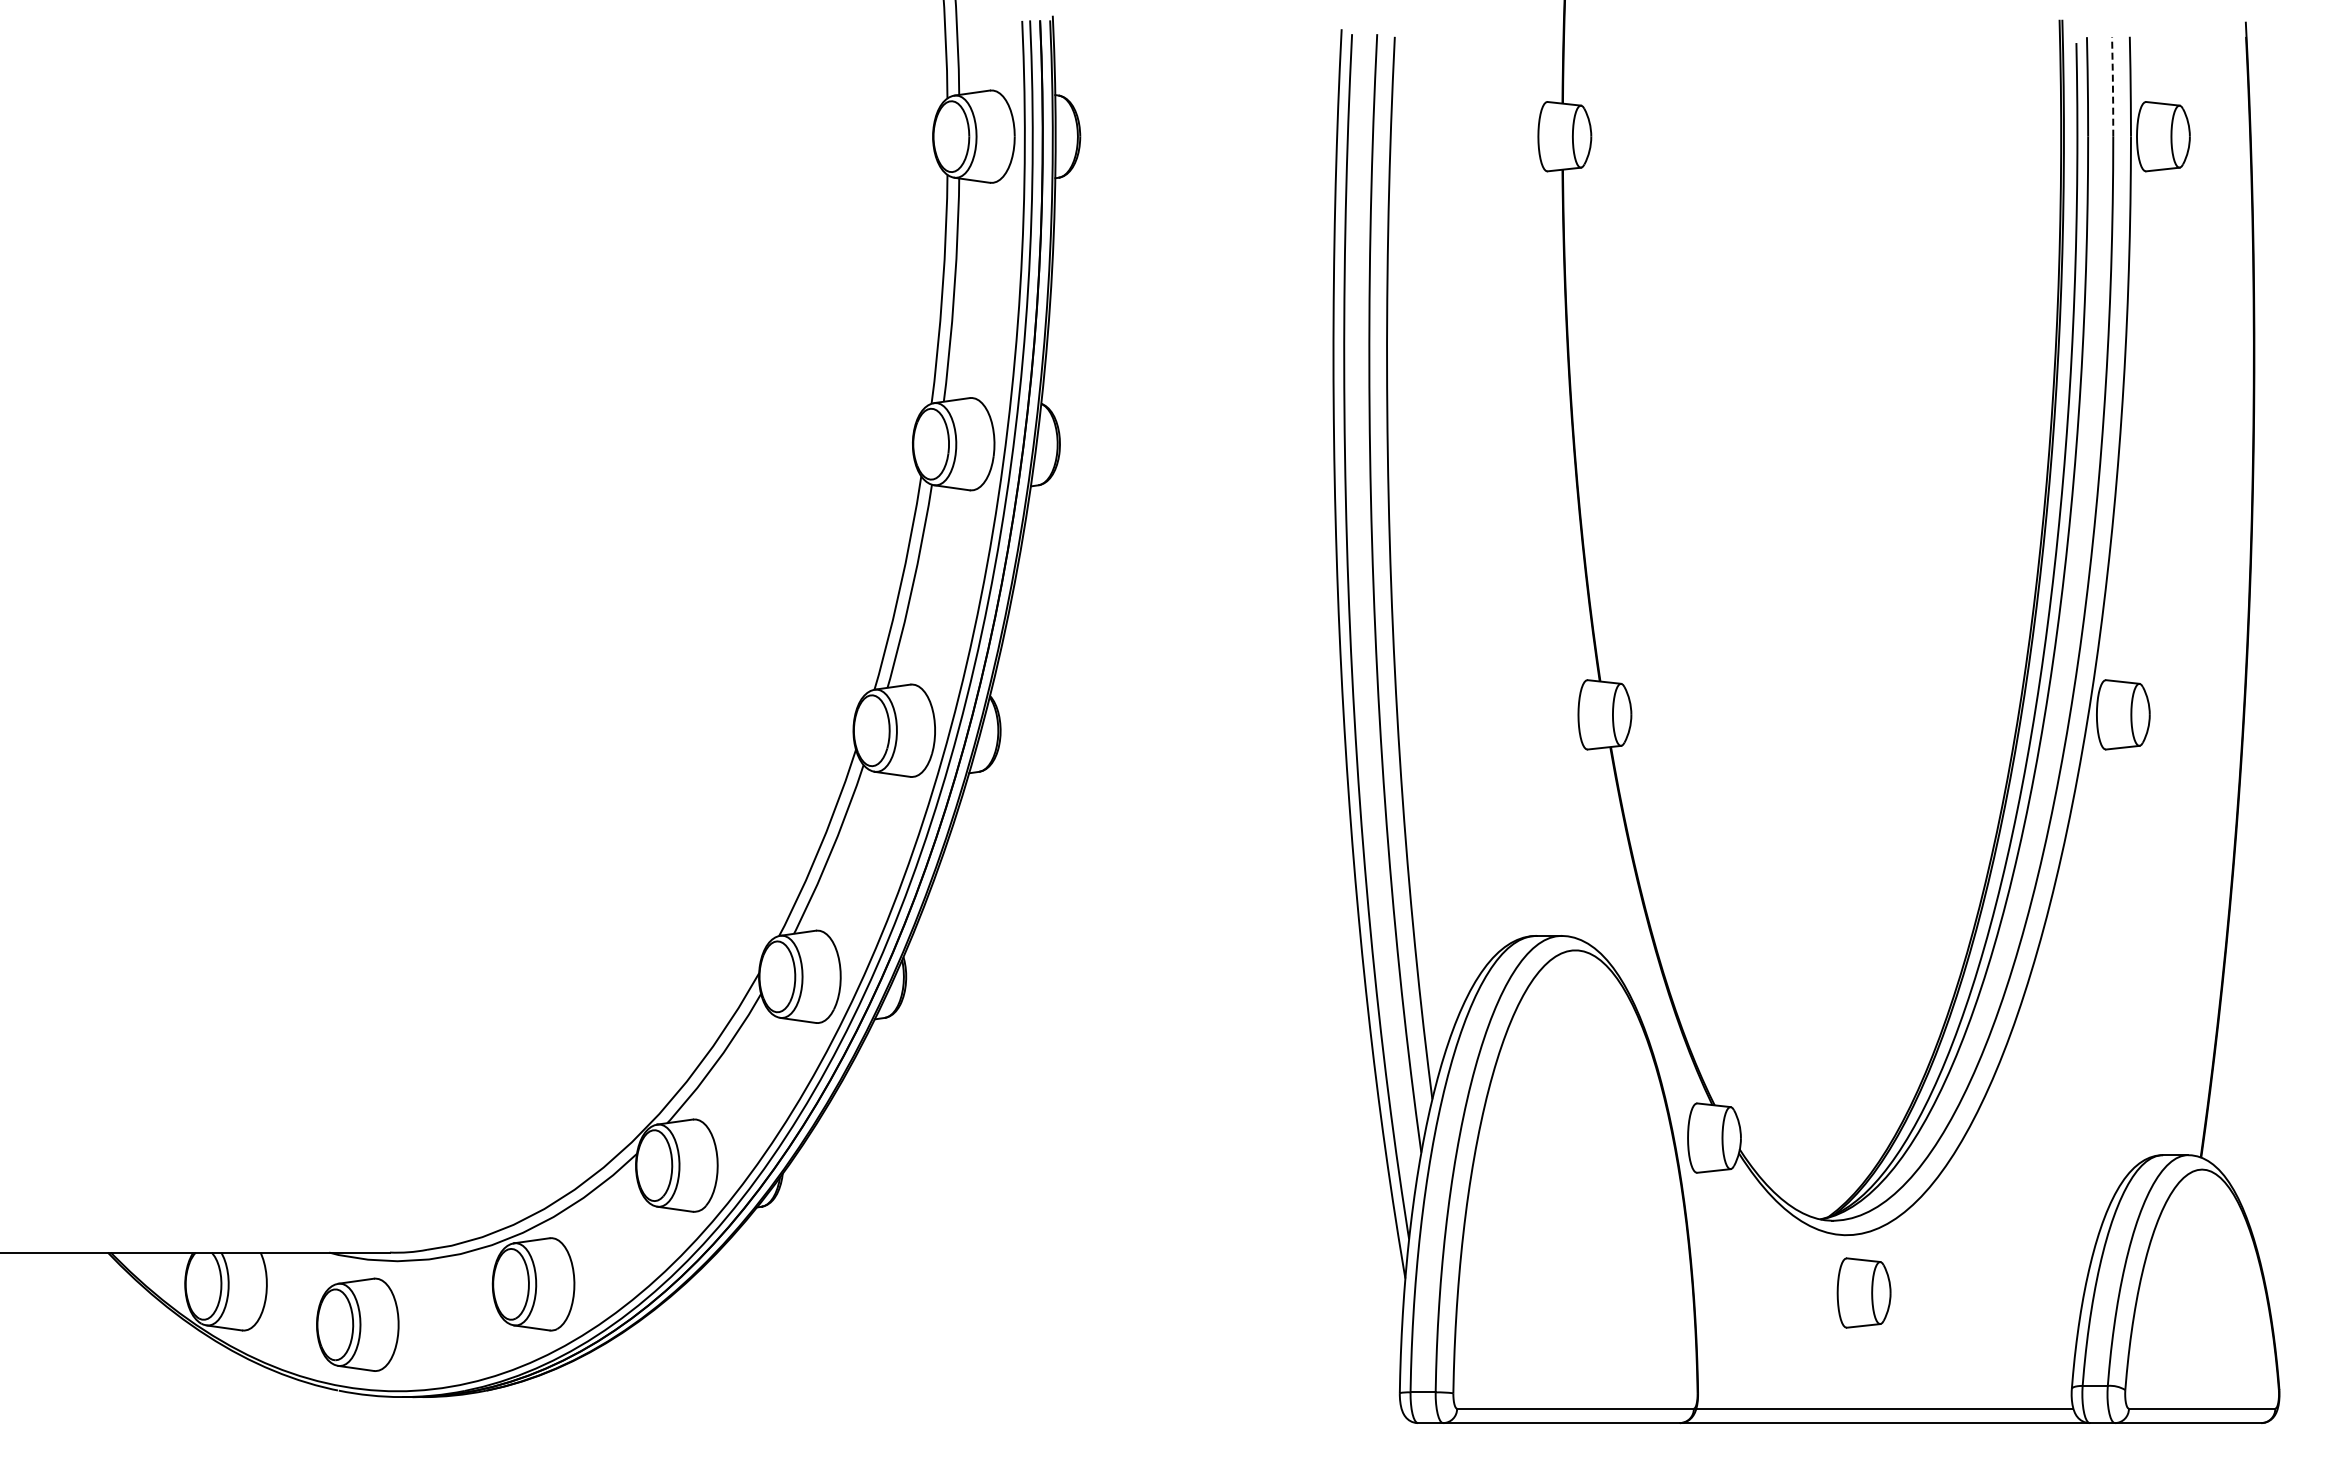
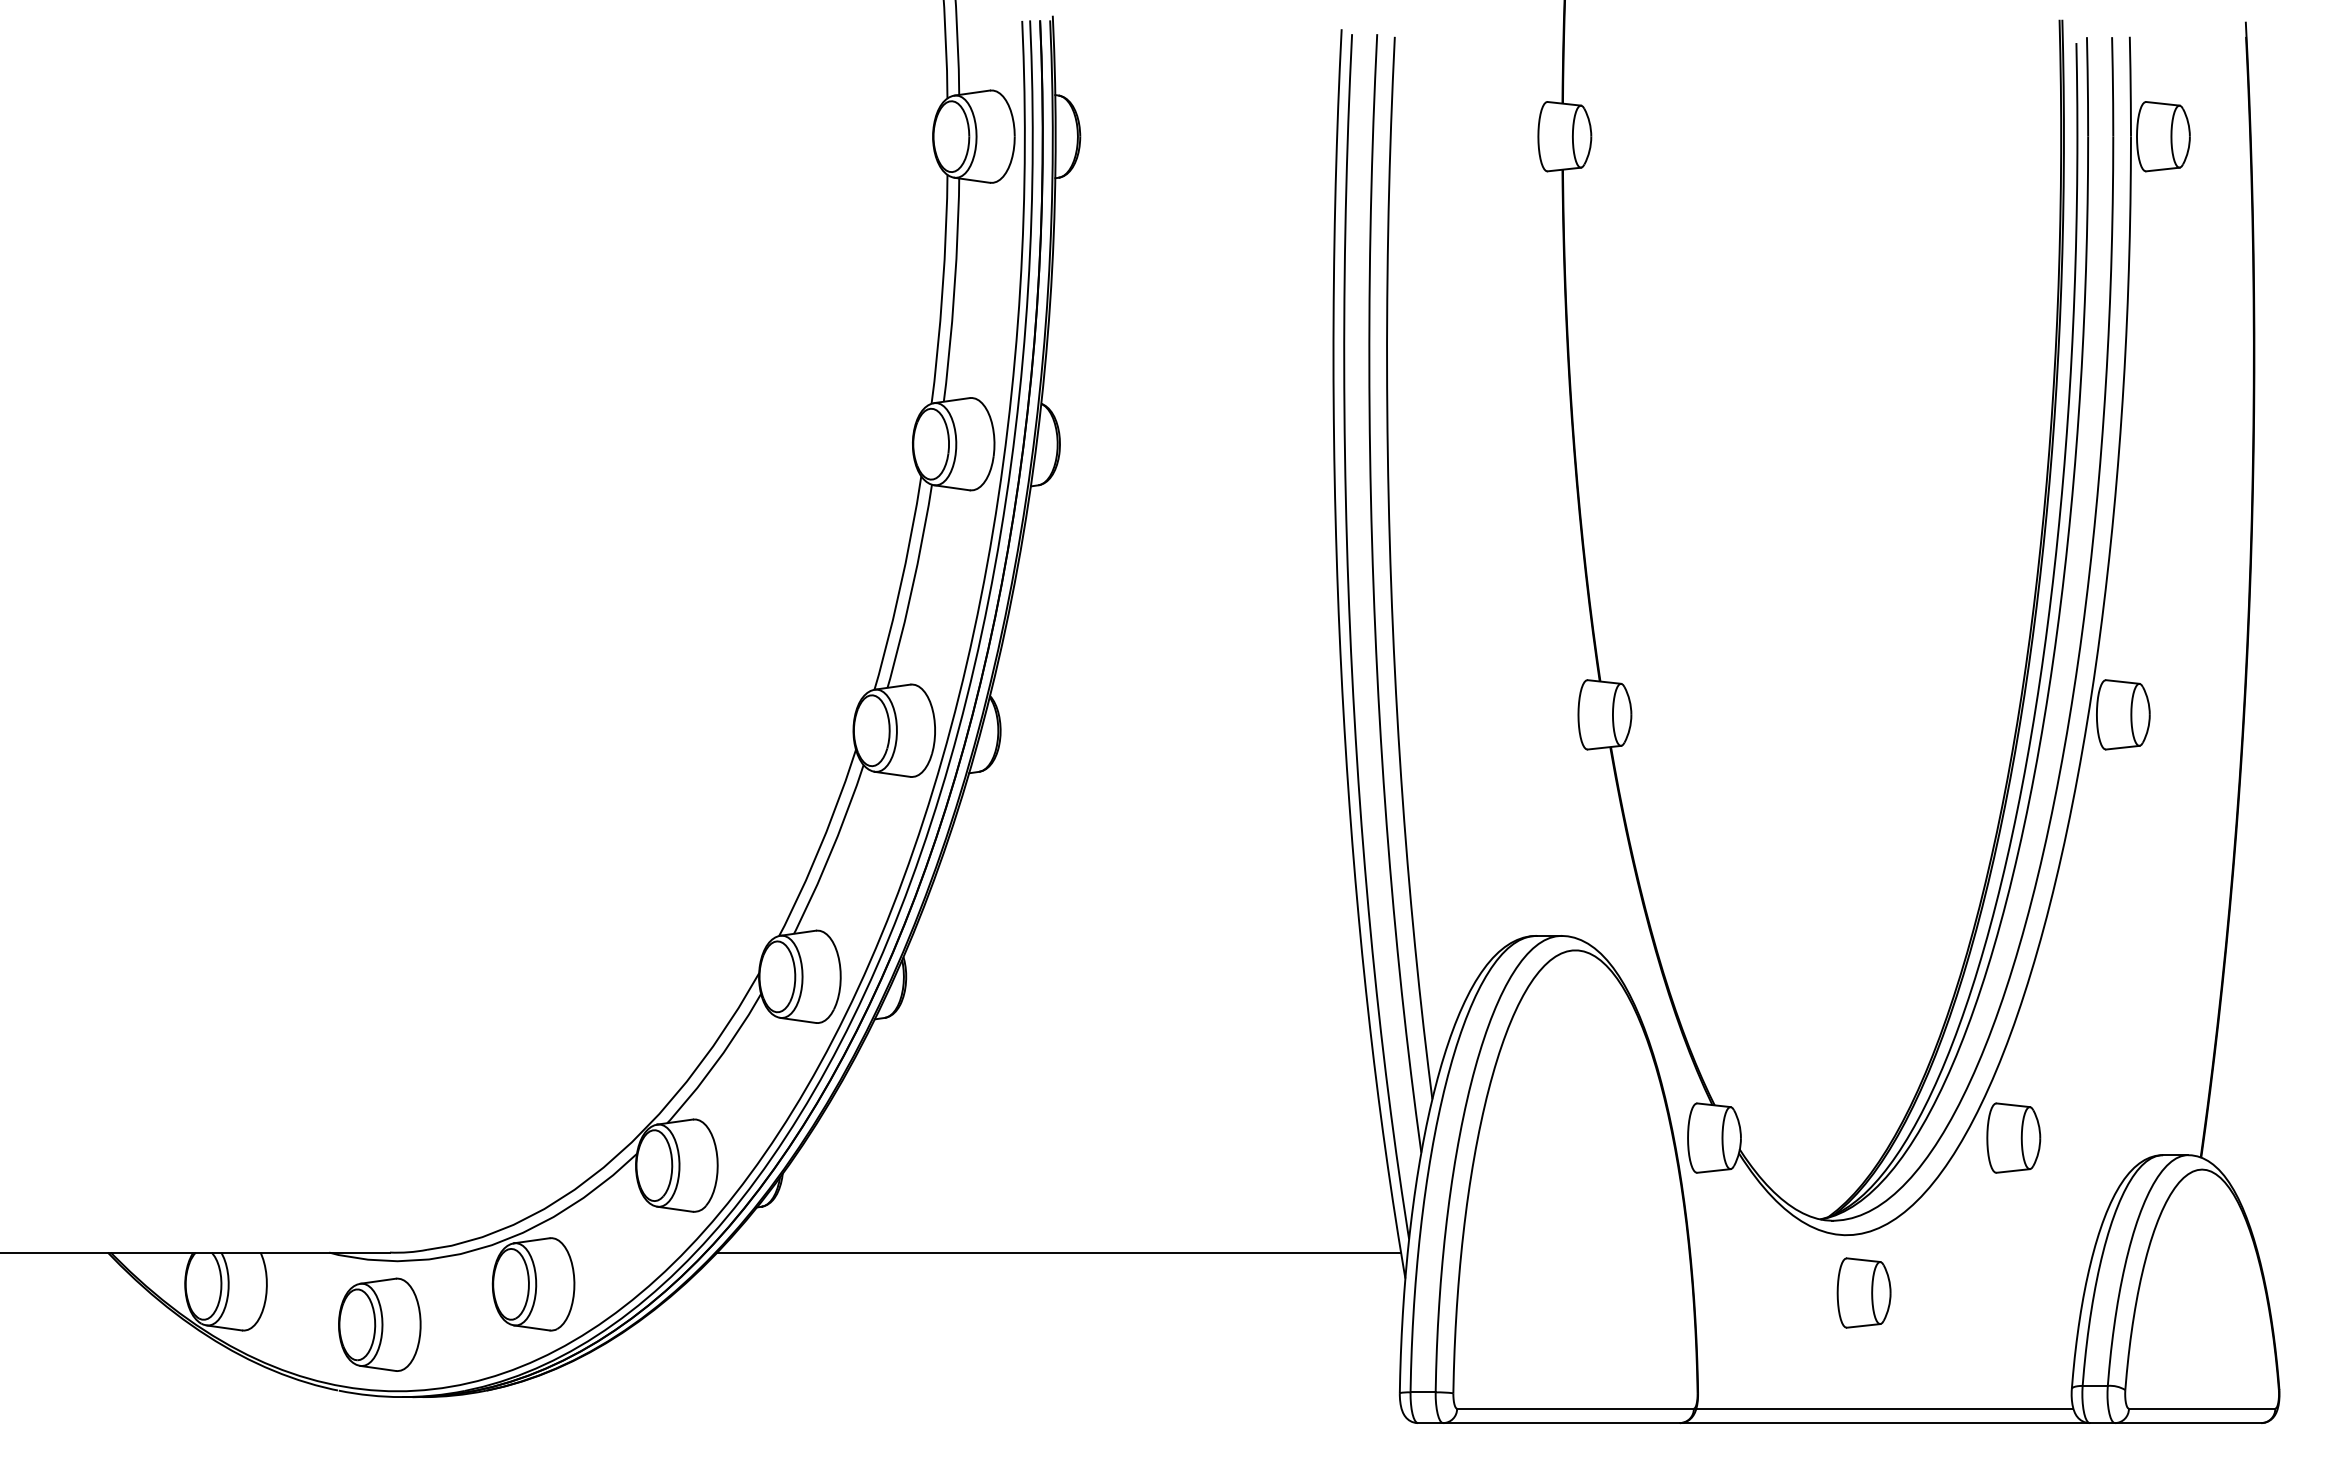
line: dashed -> solid (2112, 86)
part: none -> present (2013, 1137)
line: none -> present (1059, 1252)
part position: (357, 1324) -> (379, 1324) (379, 1324)
